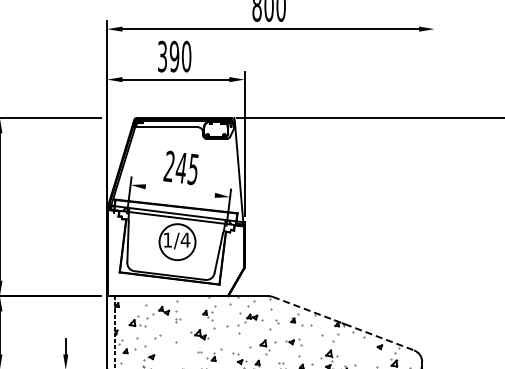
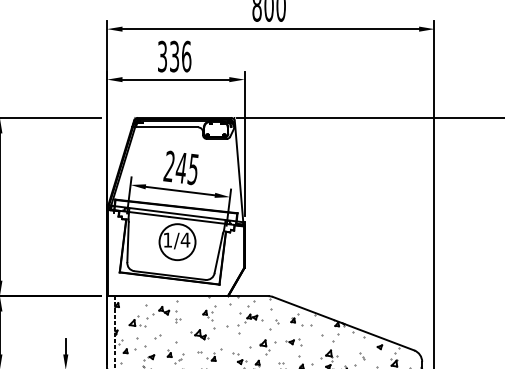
text: 390 -> 336 (180, 56)
line: none -> present (179, 190)
line: none -> present (434, 193)
line: dashed -> solid (343, 323)
part: none -> present (175, 356)
part: none -> present (362, 356)
